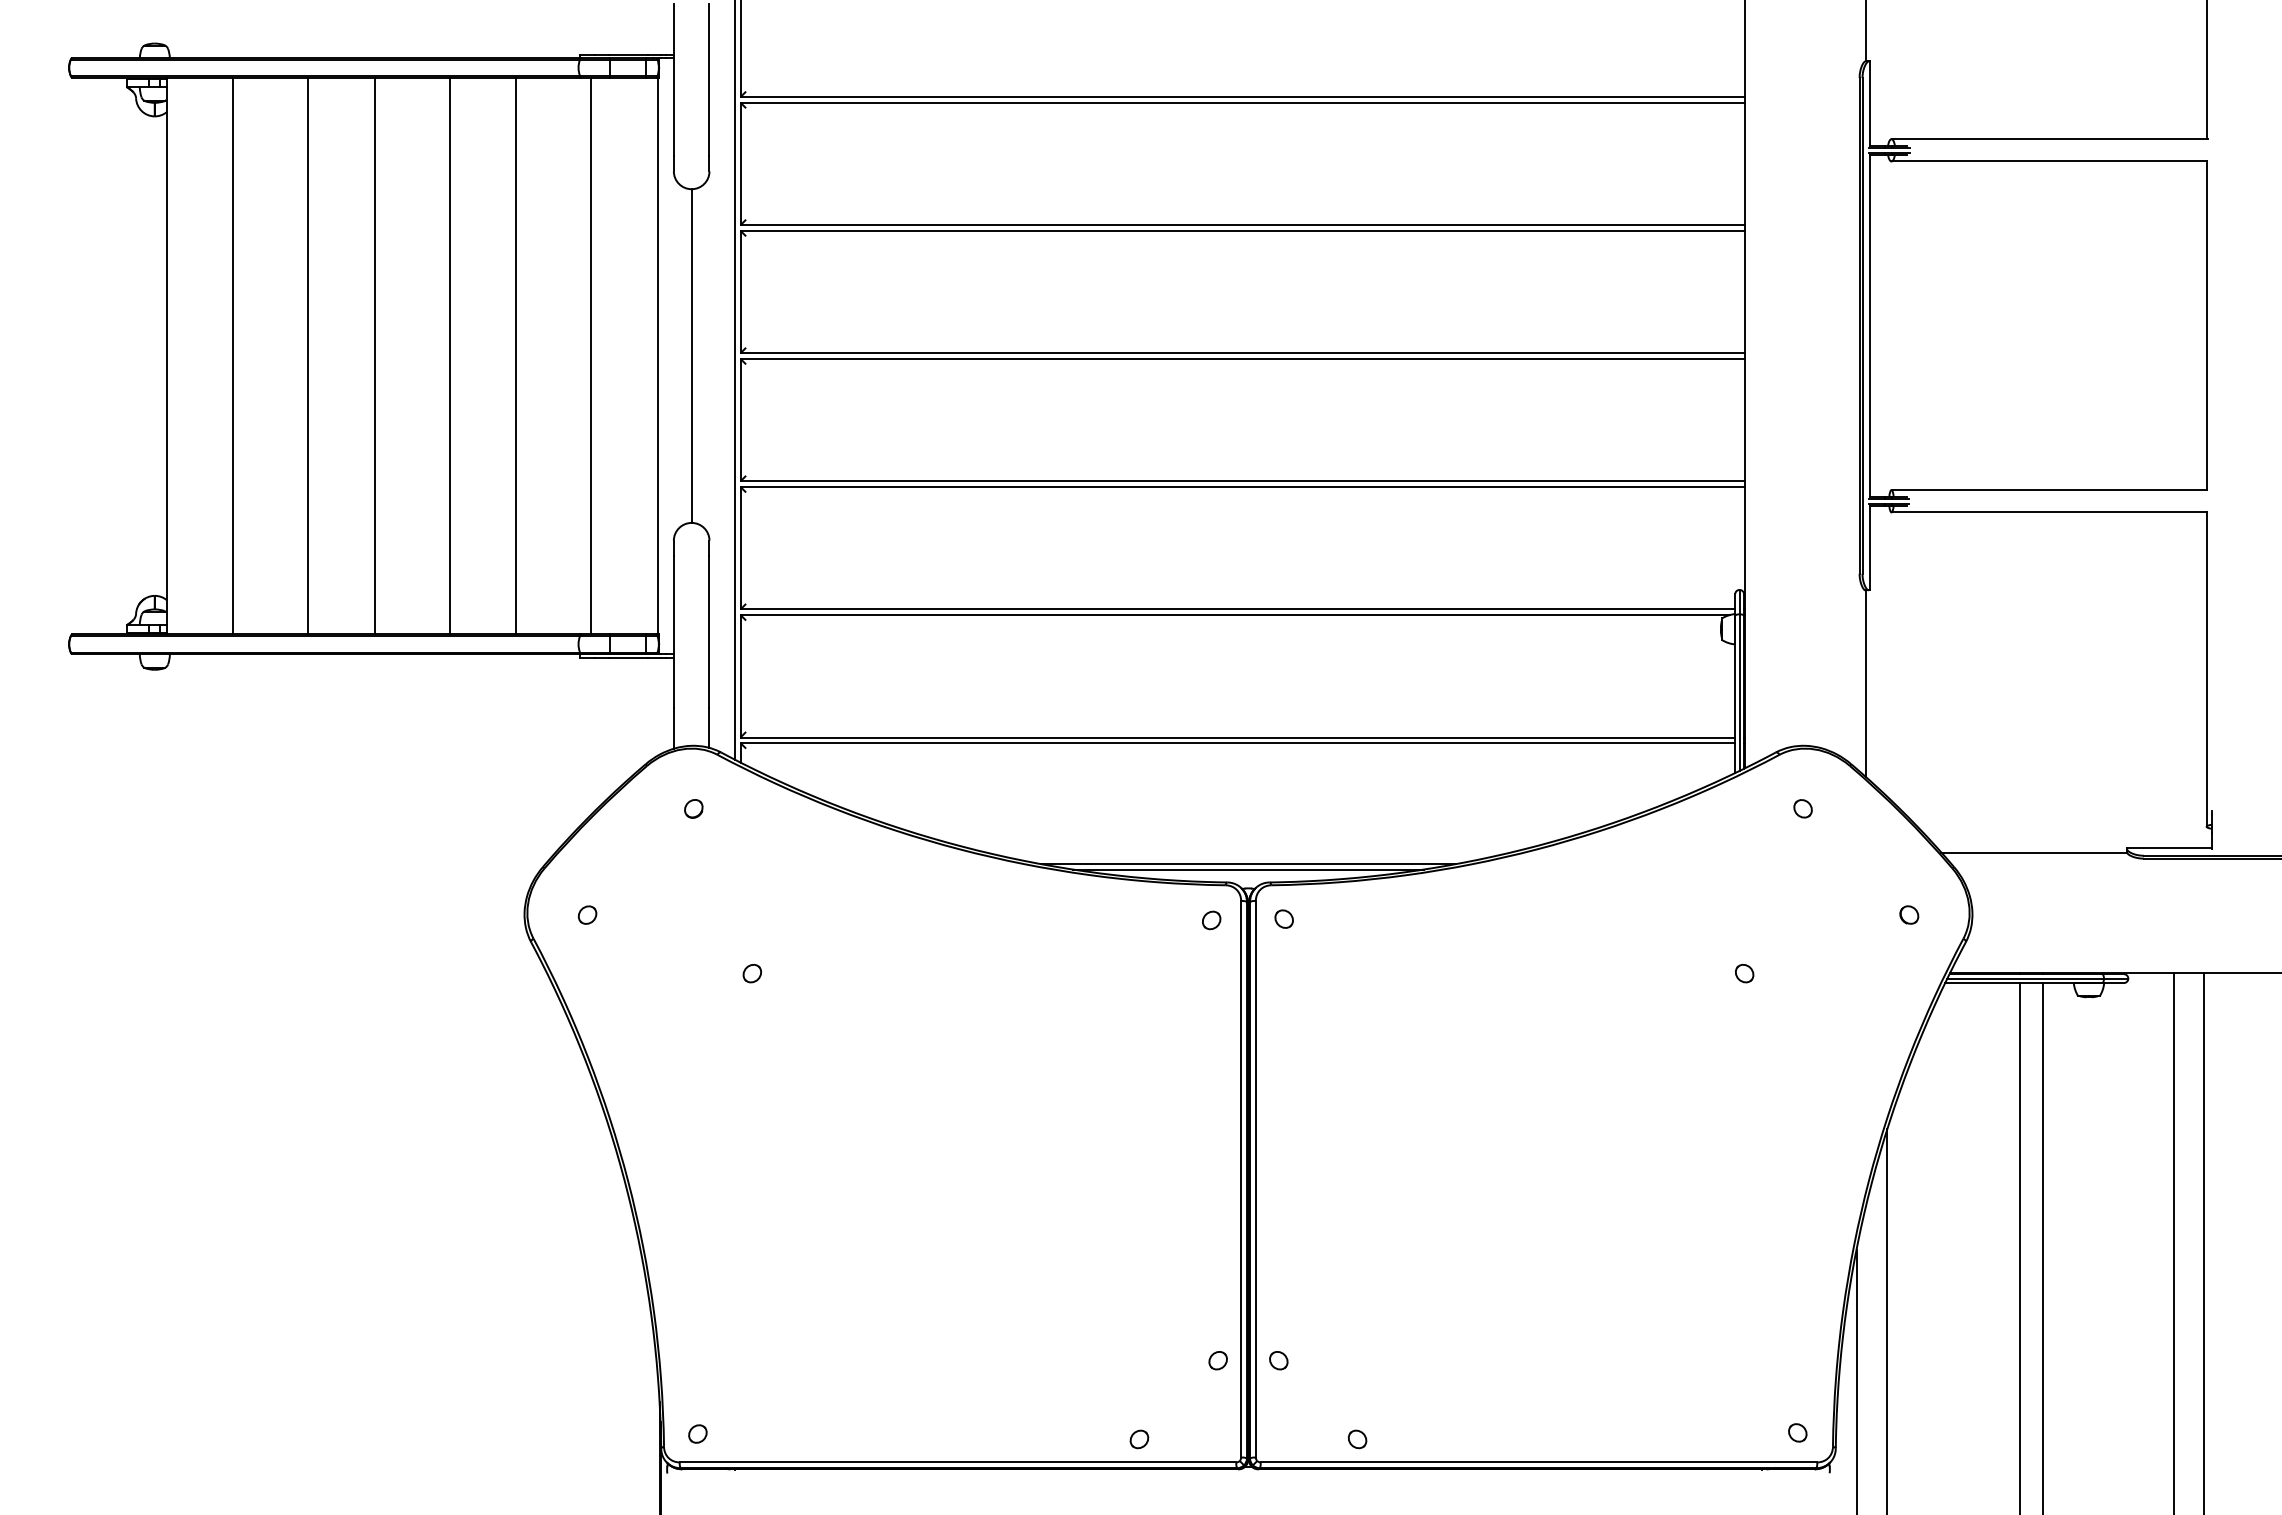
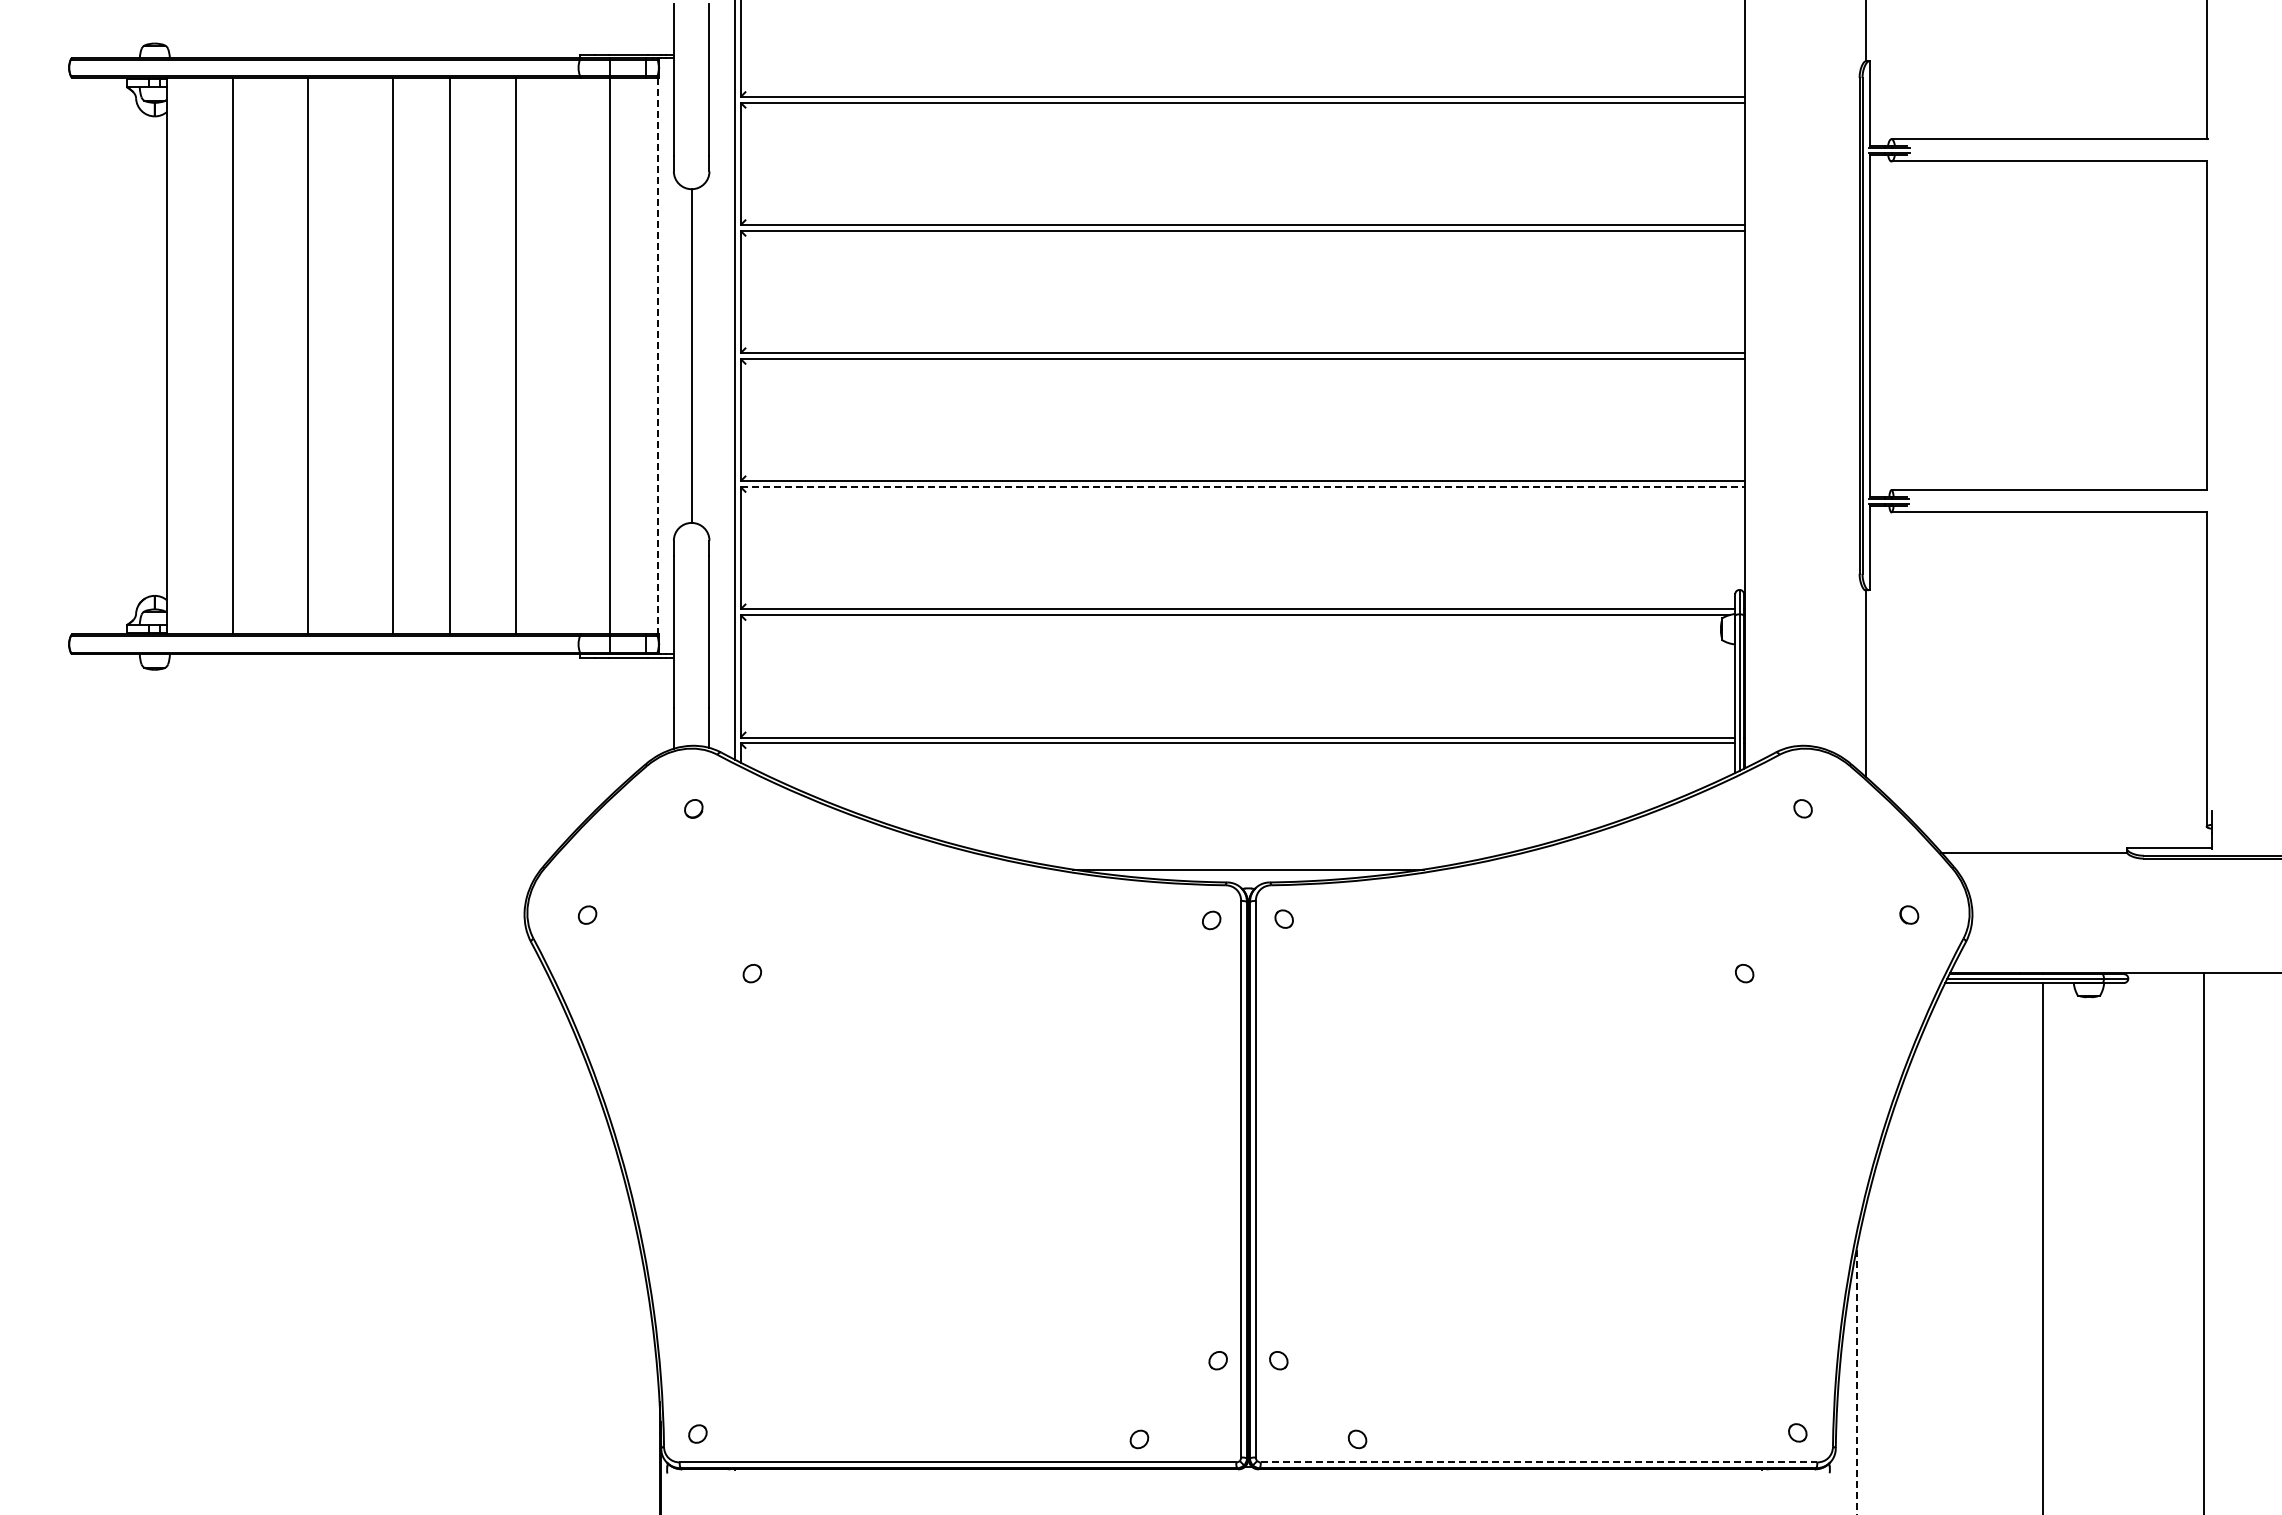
line position: (374, 355) -> (392, 355) (392, 355)
line position: (591, 355) -> (610, 355) (610, 355)
line: solid -> dashed (657, 356)
line: solid -> dashed (1243, 486)
line: present -> none (1248, 864)
line: present -> none (2174, 1242)
line: present -> none (2019, 1247)
line: present -> none (1887, 1320)
line: solid -> dashed (1856, 1382)
line: solid -> dashed (1539, 1462)
